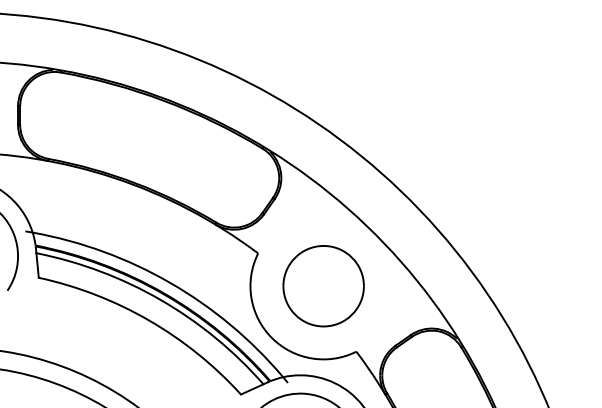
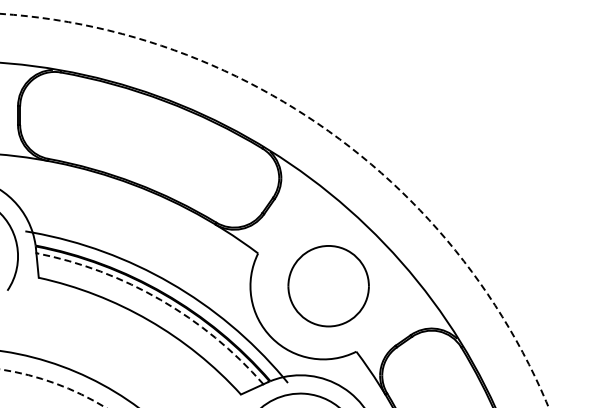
arc: solid -> dashed (330, 132)
part position: (323, 286) -> (328, 286) (328, 286)
arc: solid -> dashed (160, 299)
arc: solid -> dashed (53, 382)
